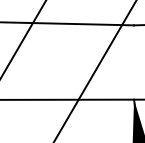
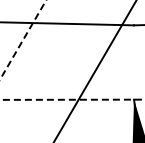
line: solid -> dashed (23, 39)
line: solid -> dashed (72, 99)
